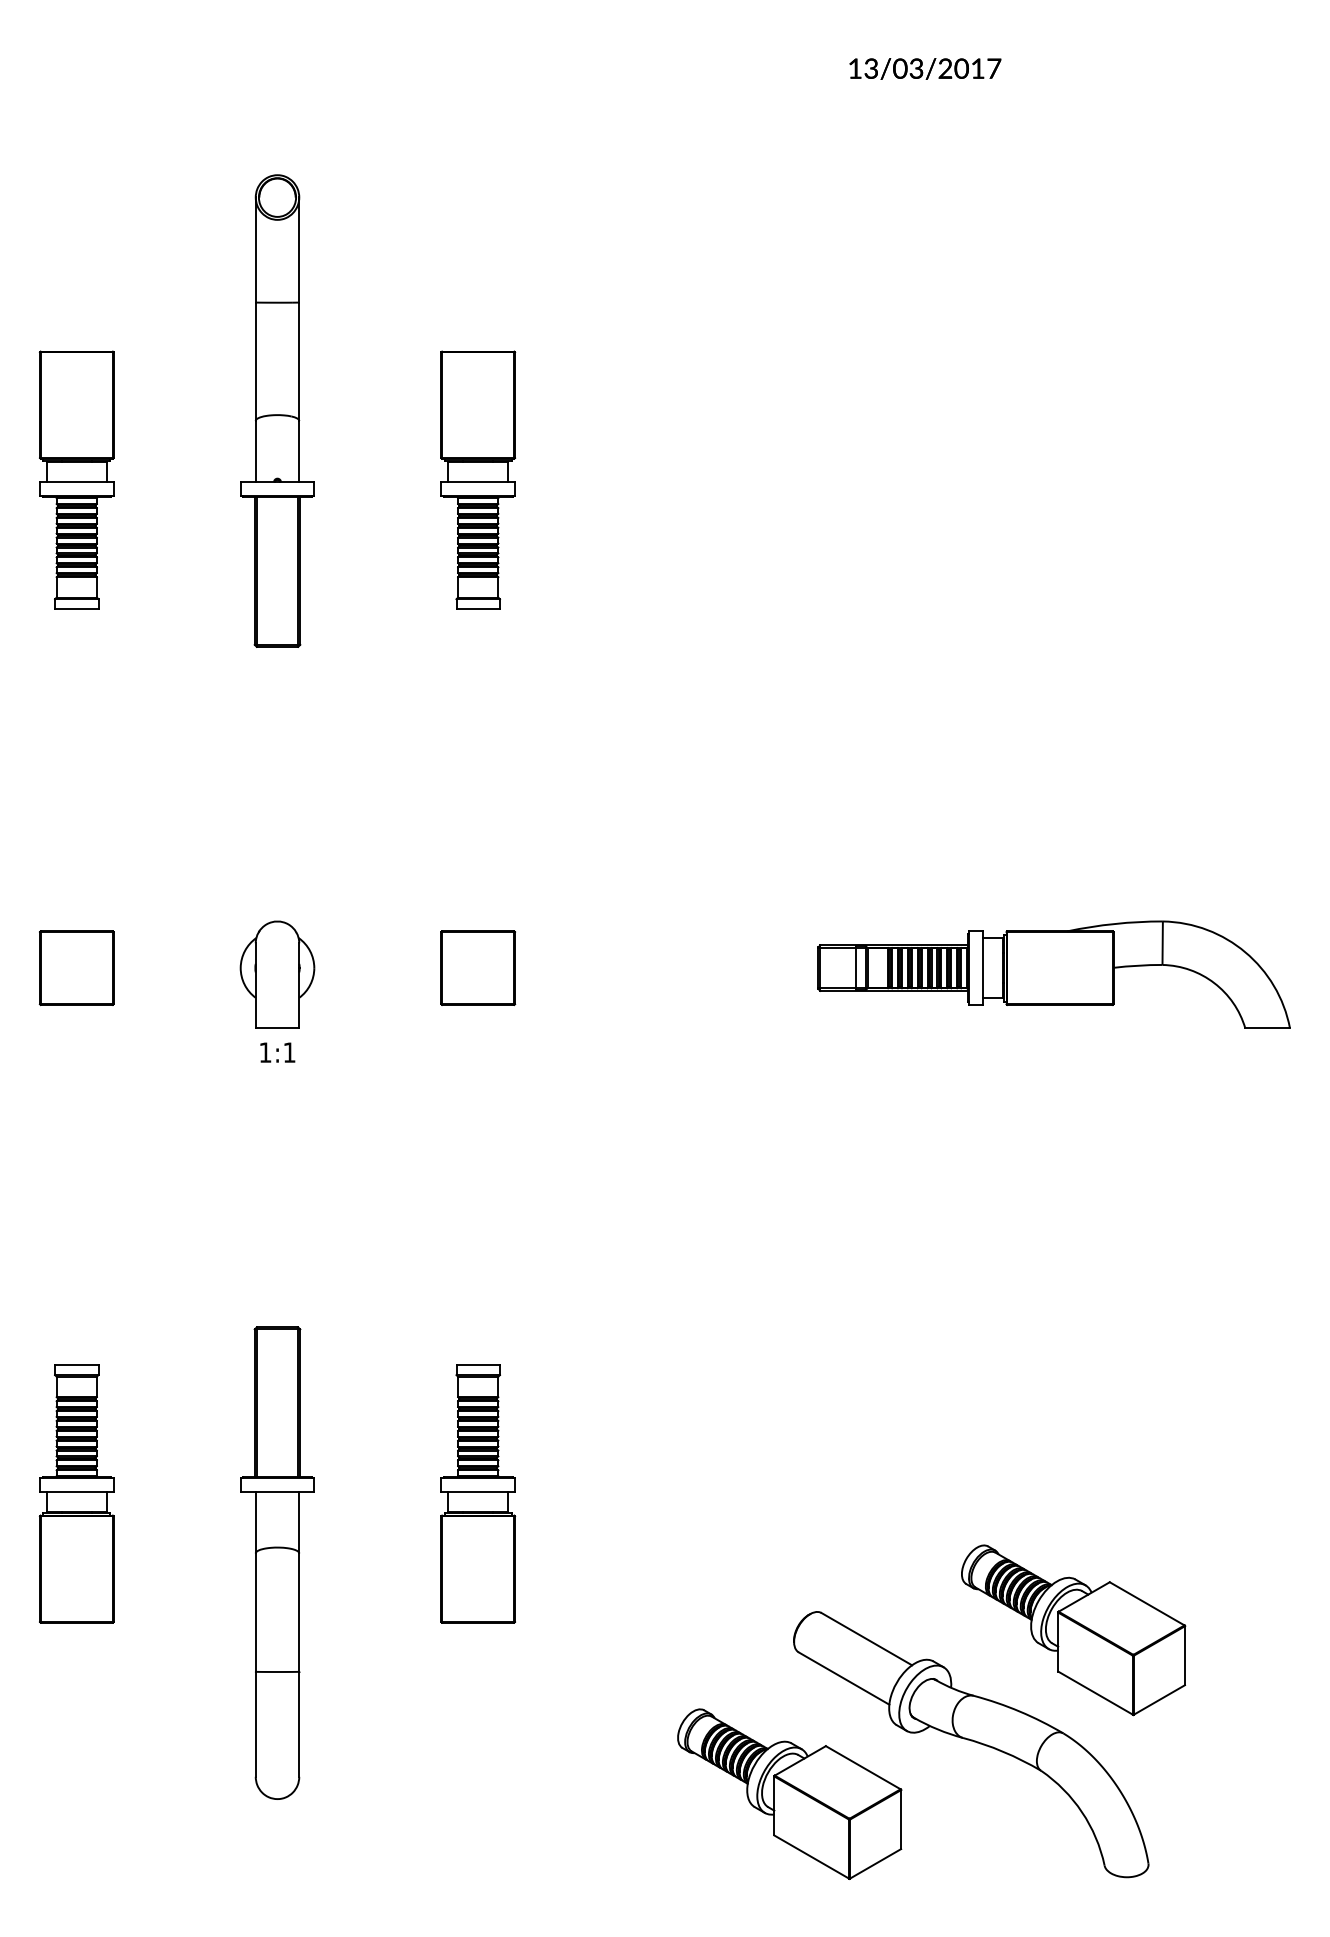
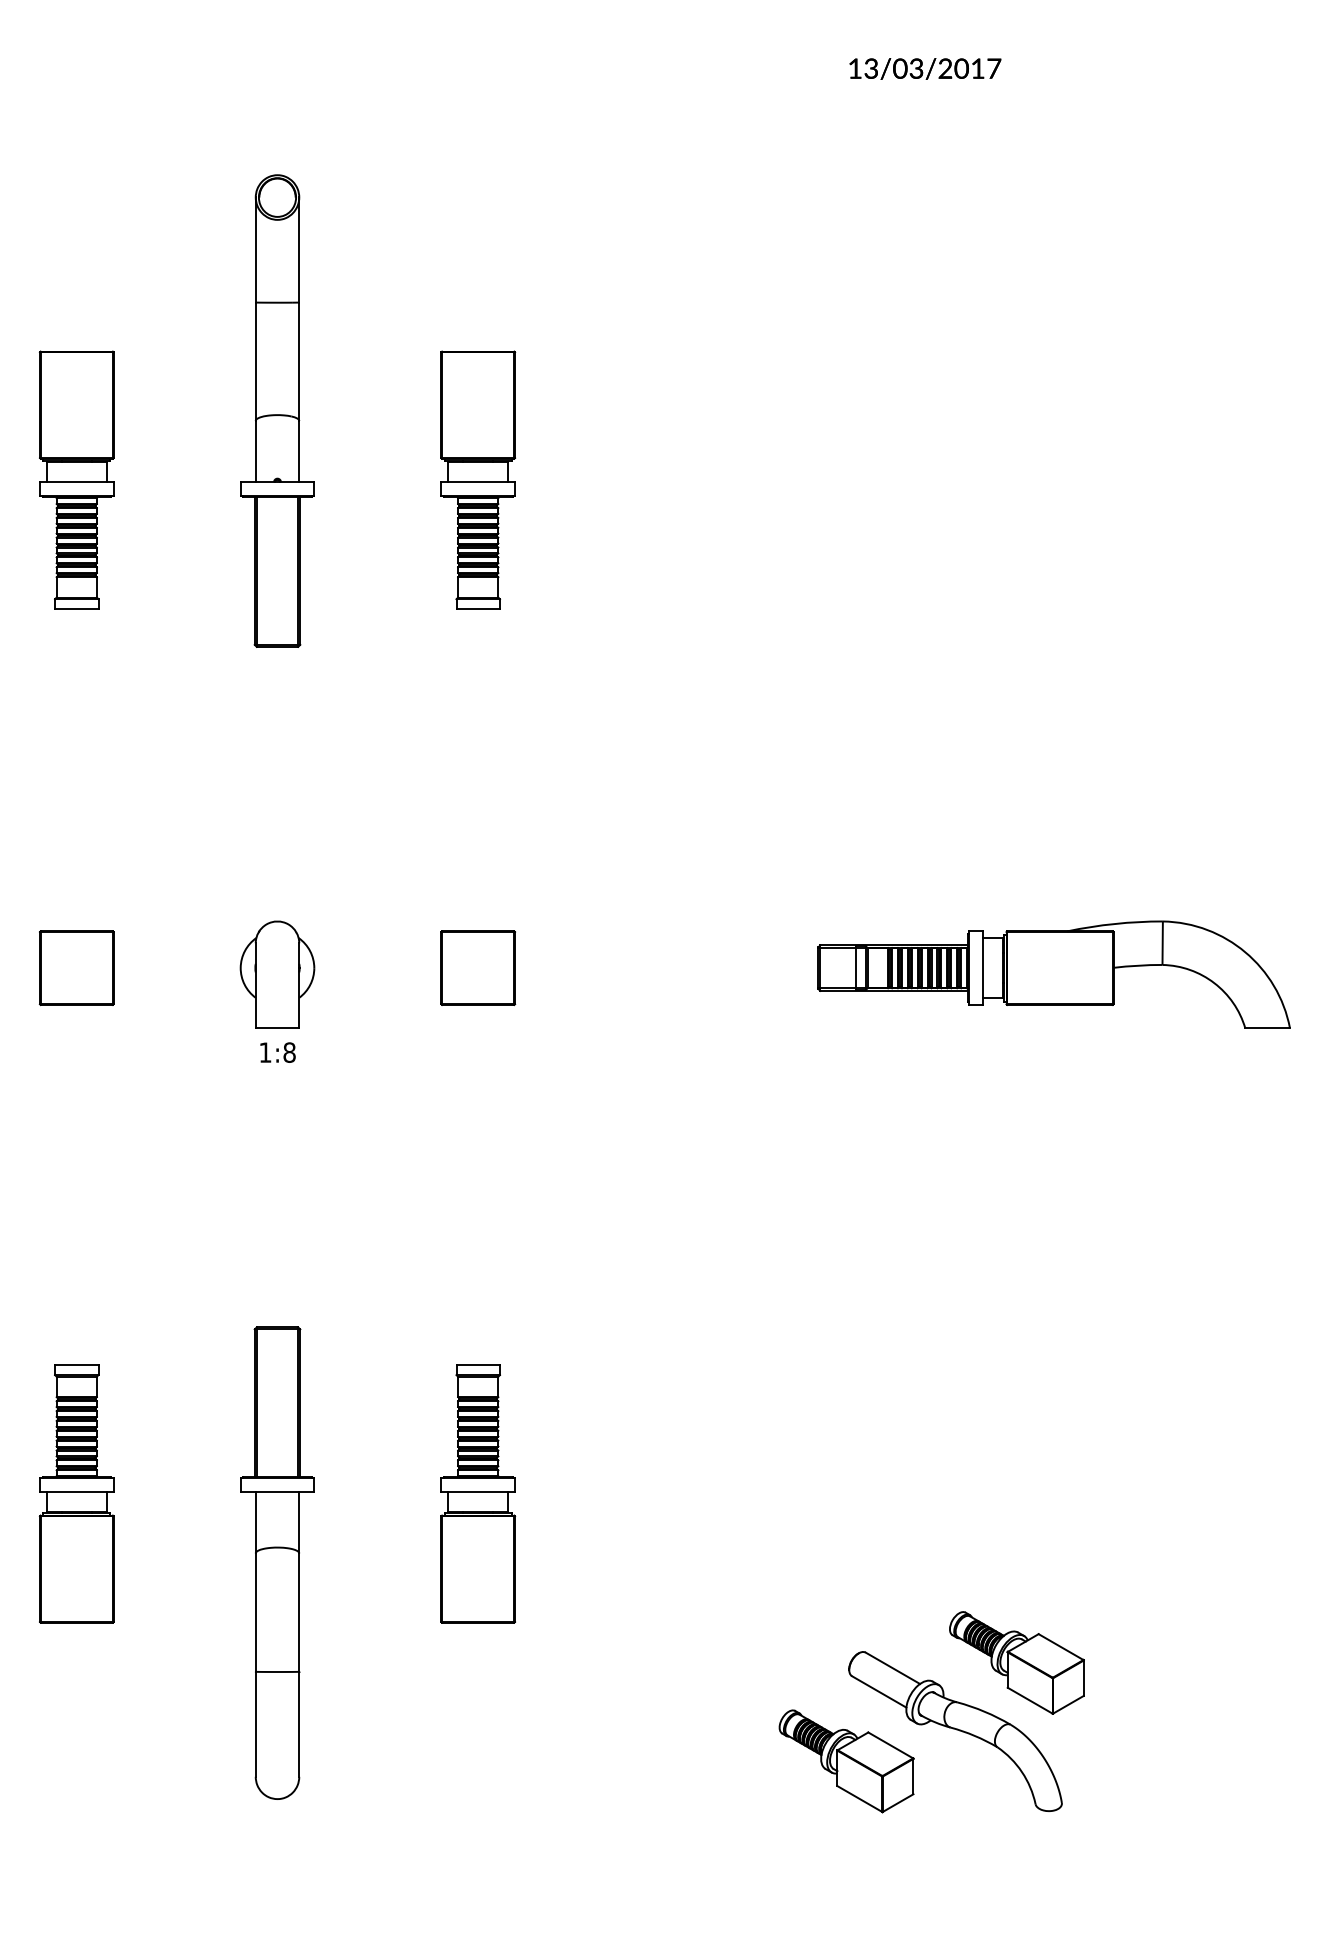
text: 1:1 -> 1:8 (289, 1052)
part size: 510x336 px -> 307x203 px (931, 1712)
